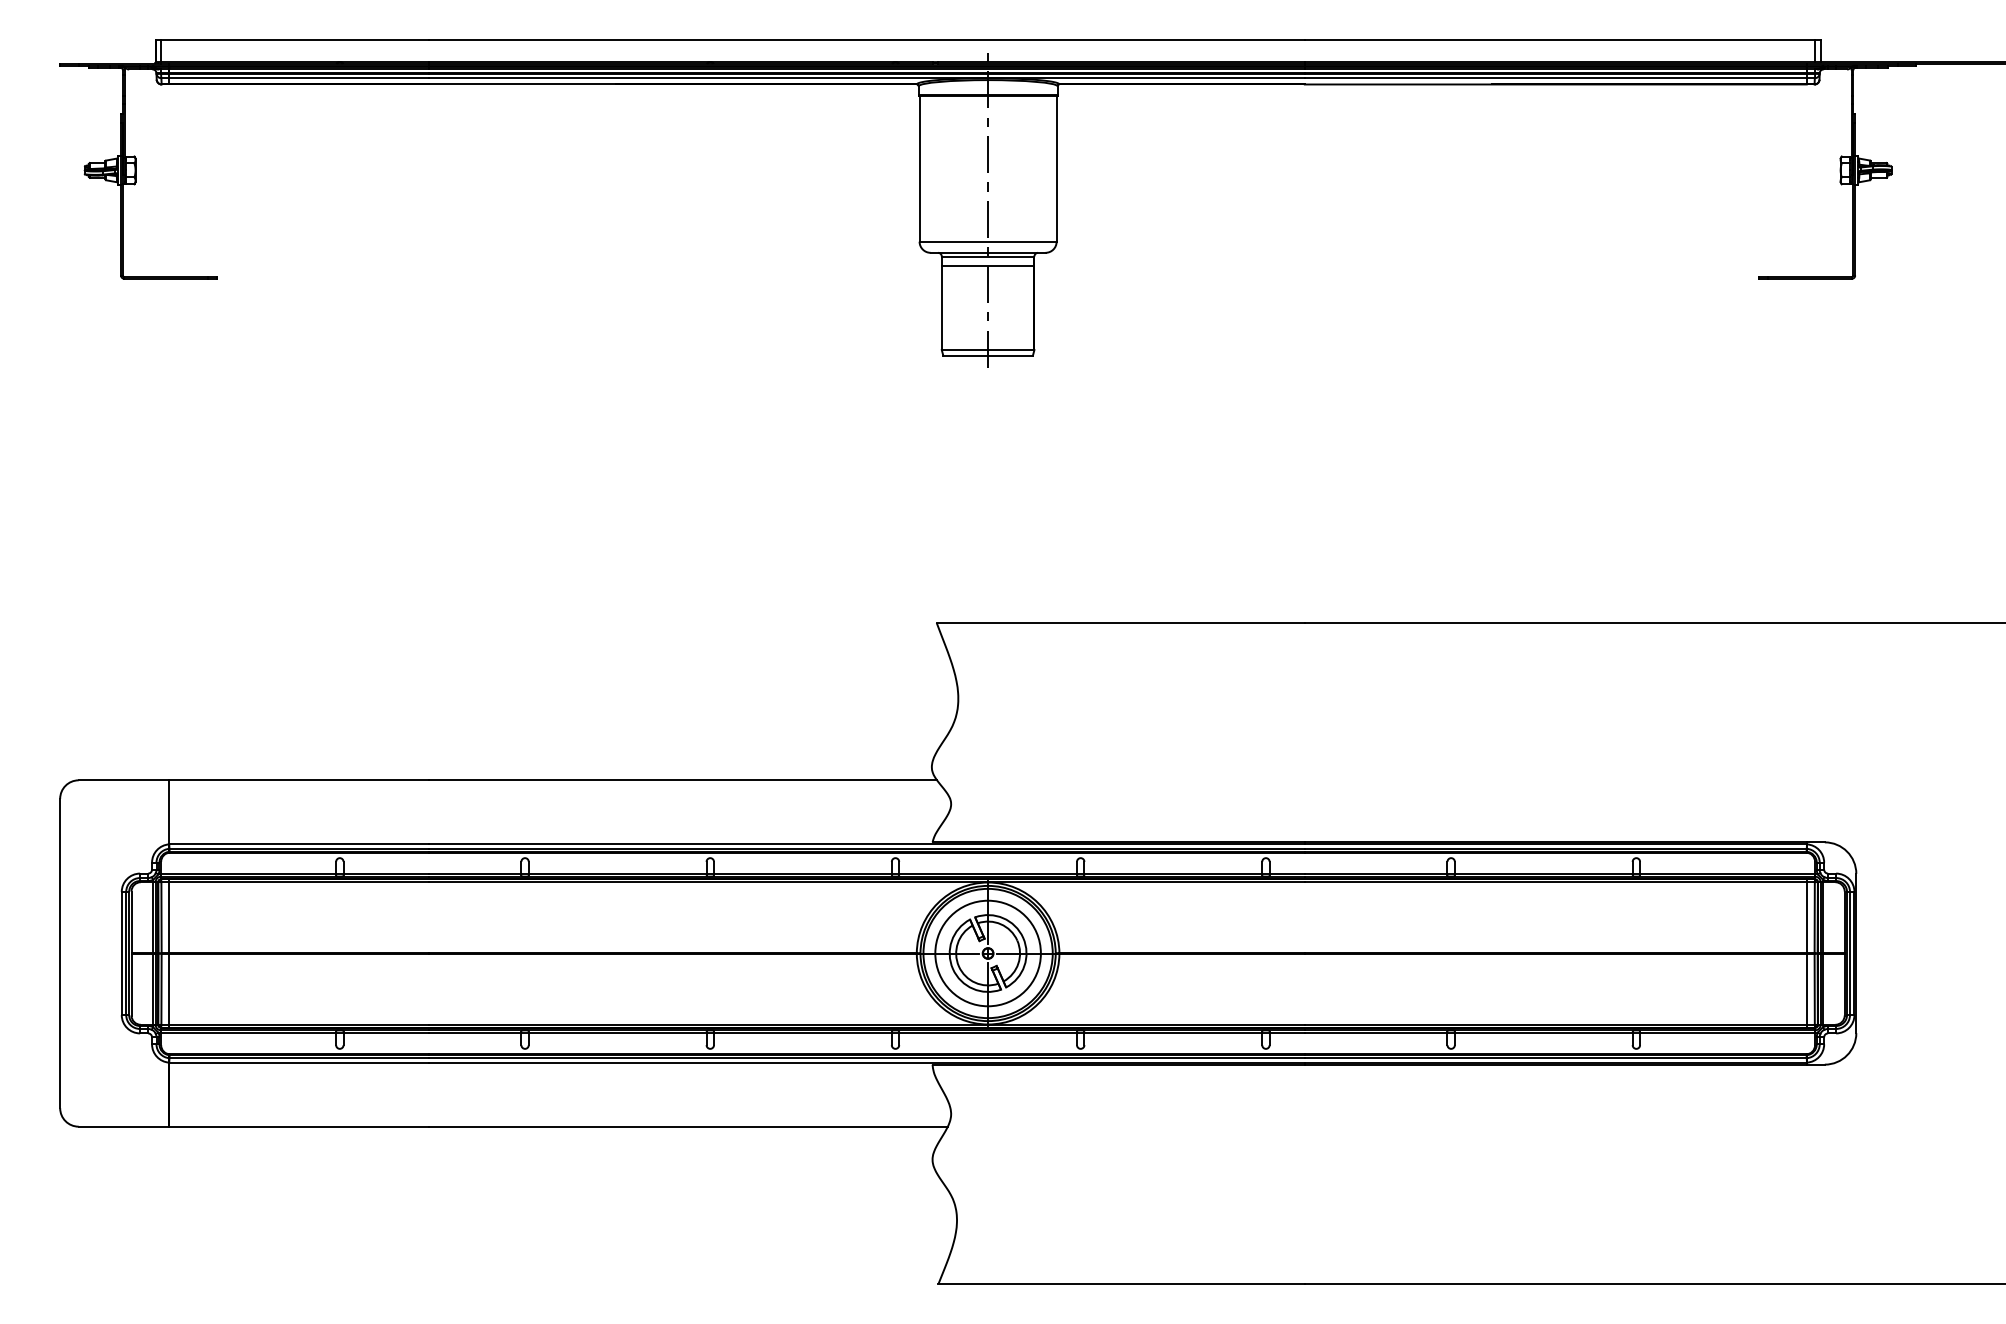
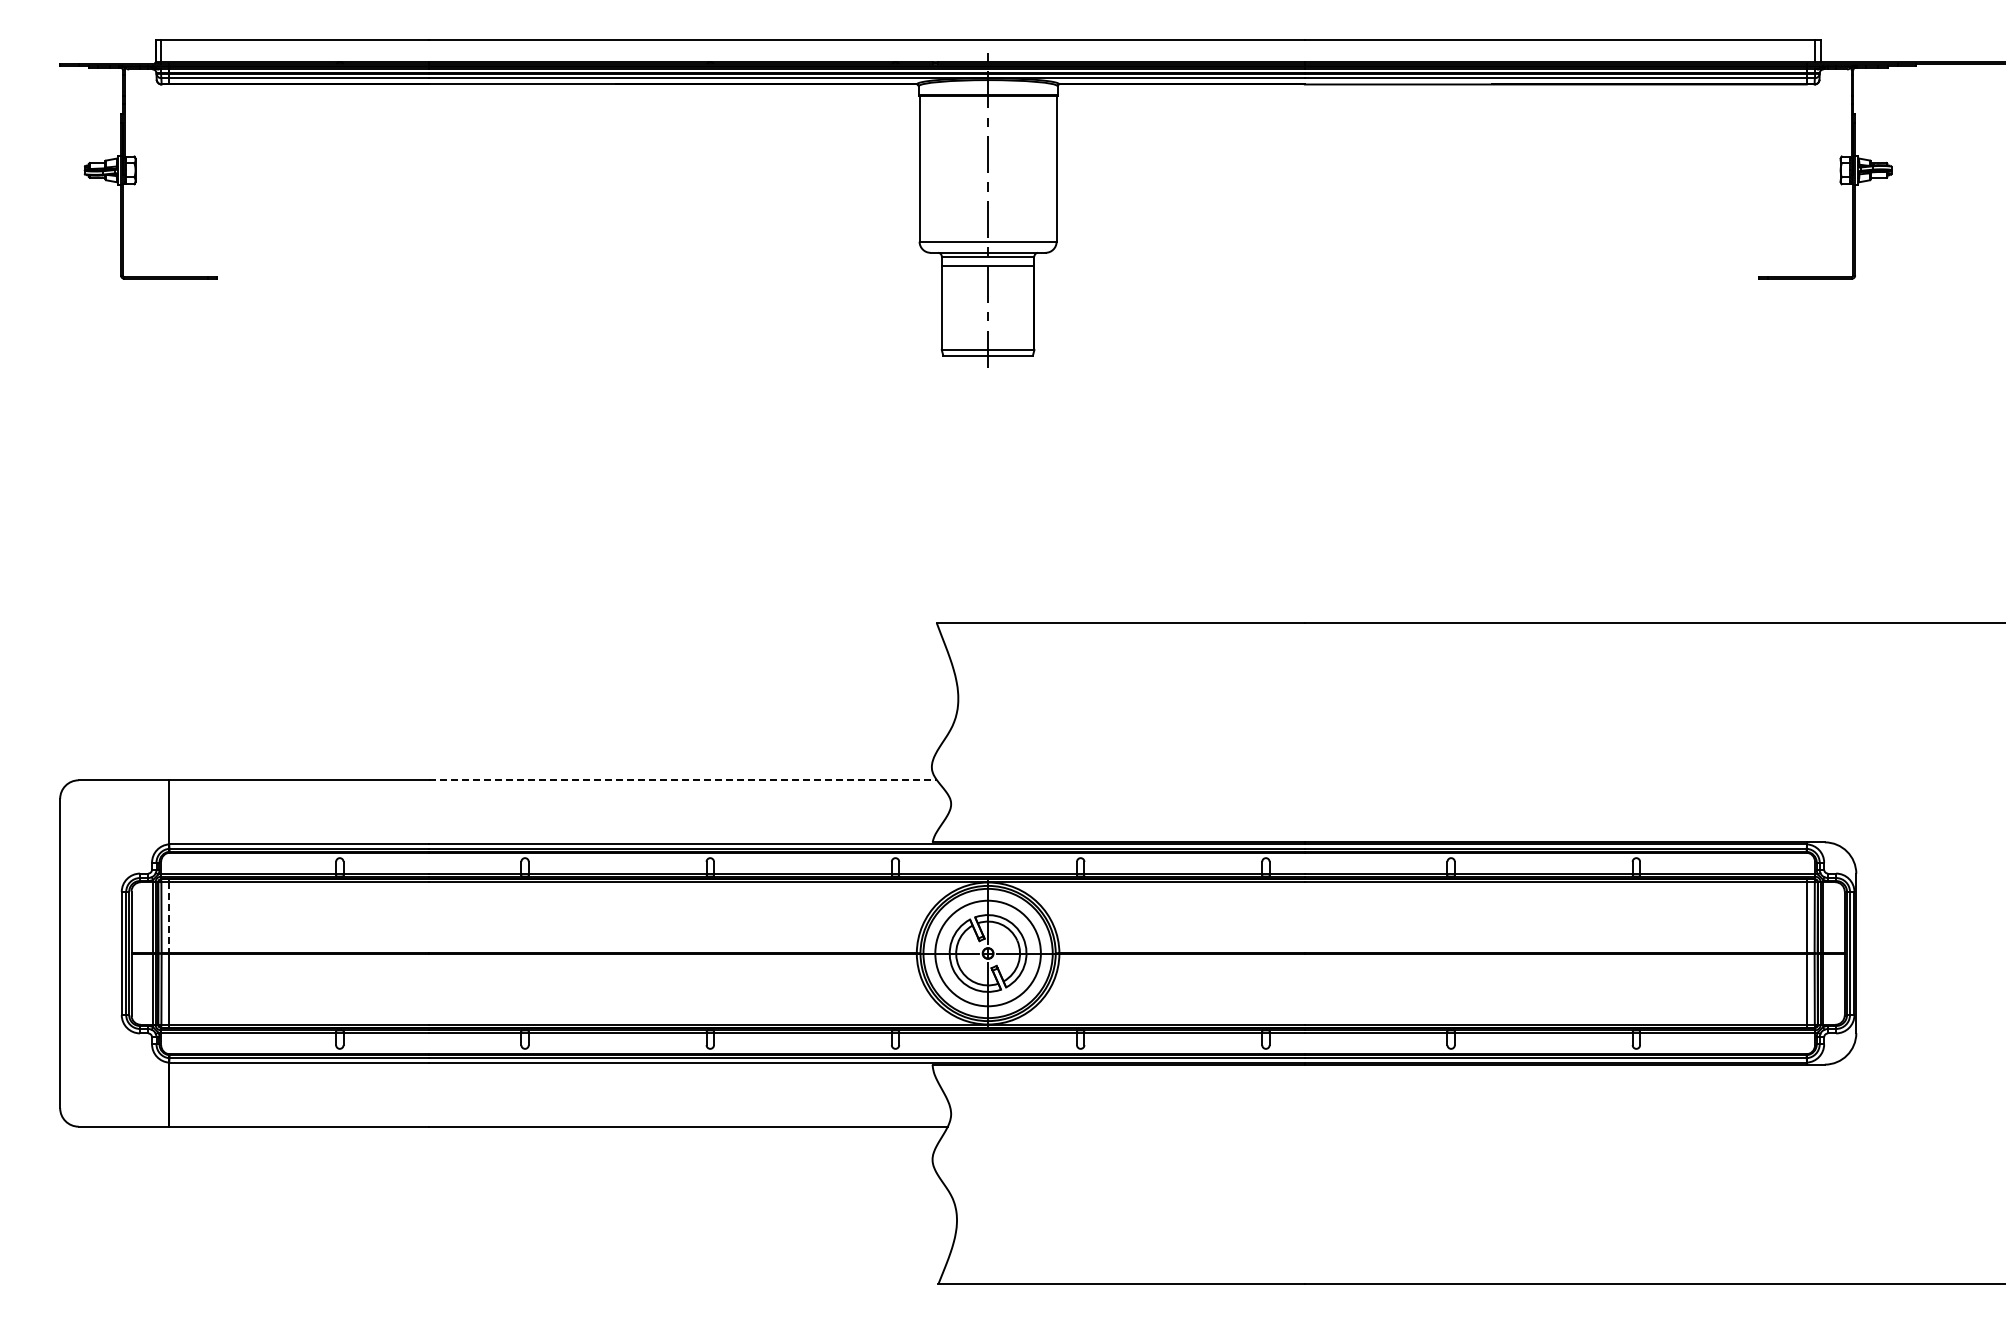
line: solid -> dashed (683, 780)
line: solid -> dashed (169, 917)
